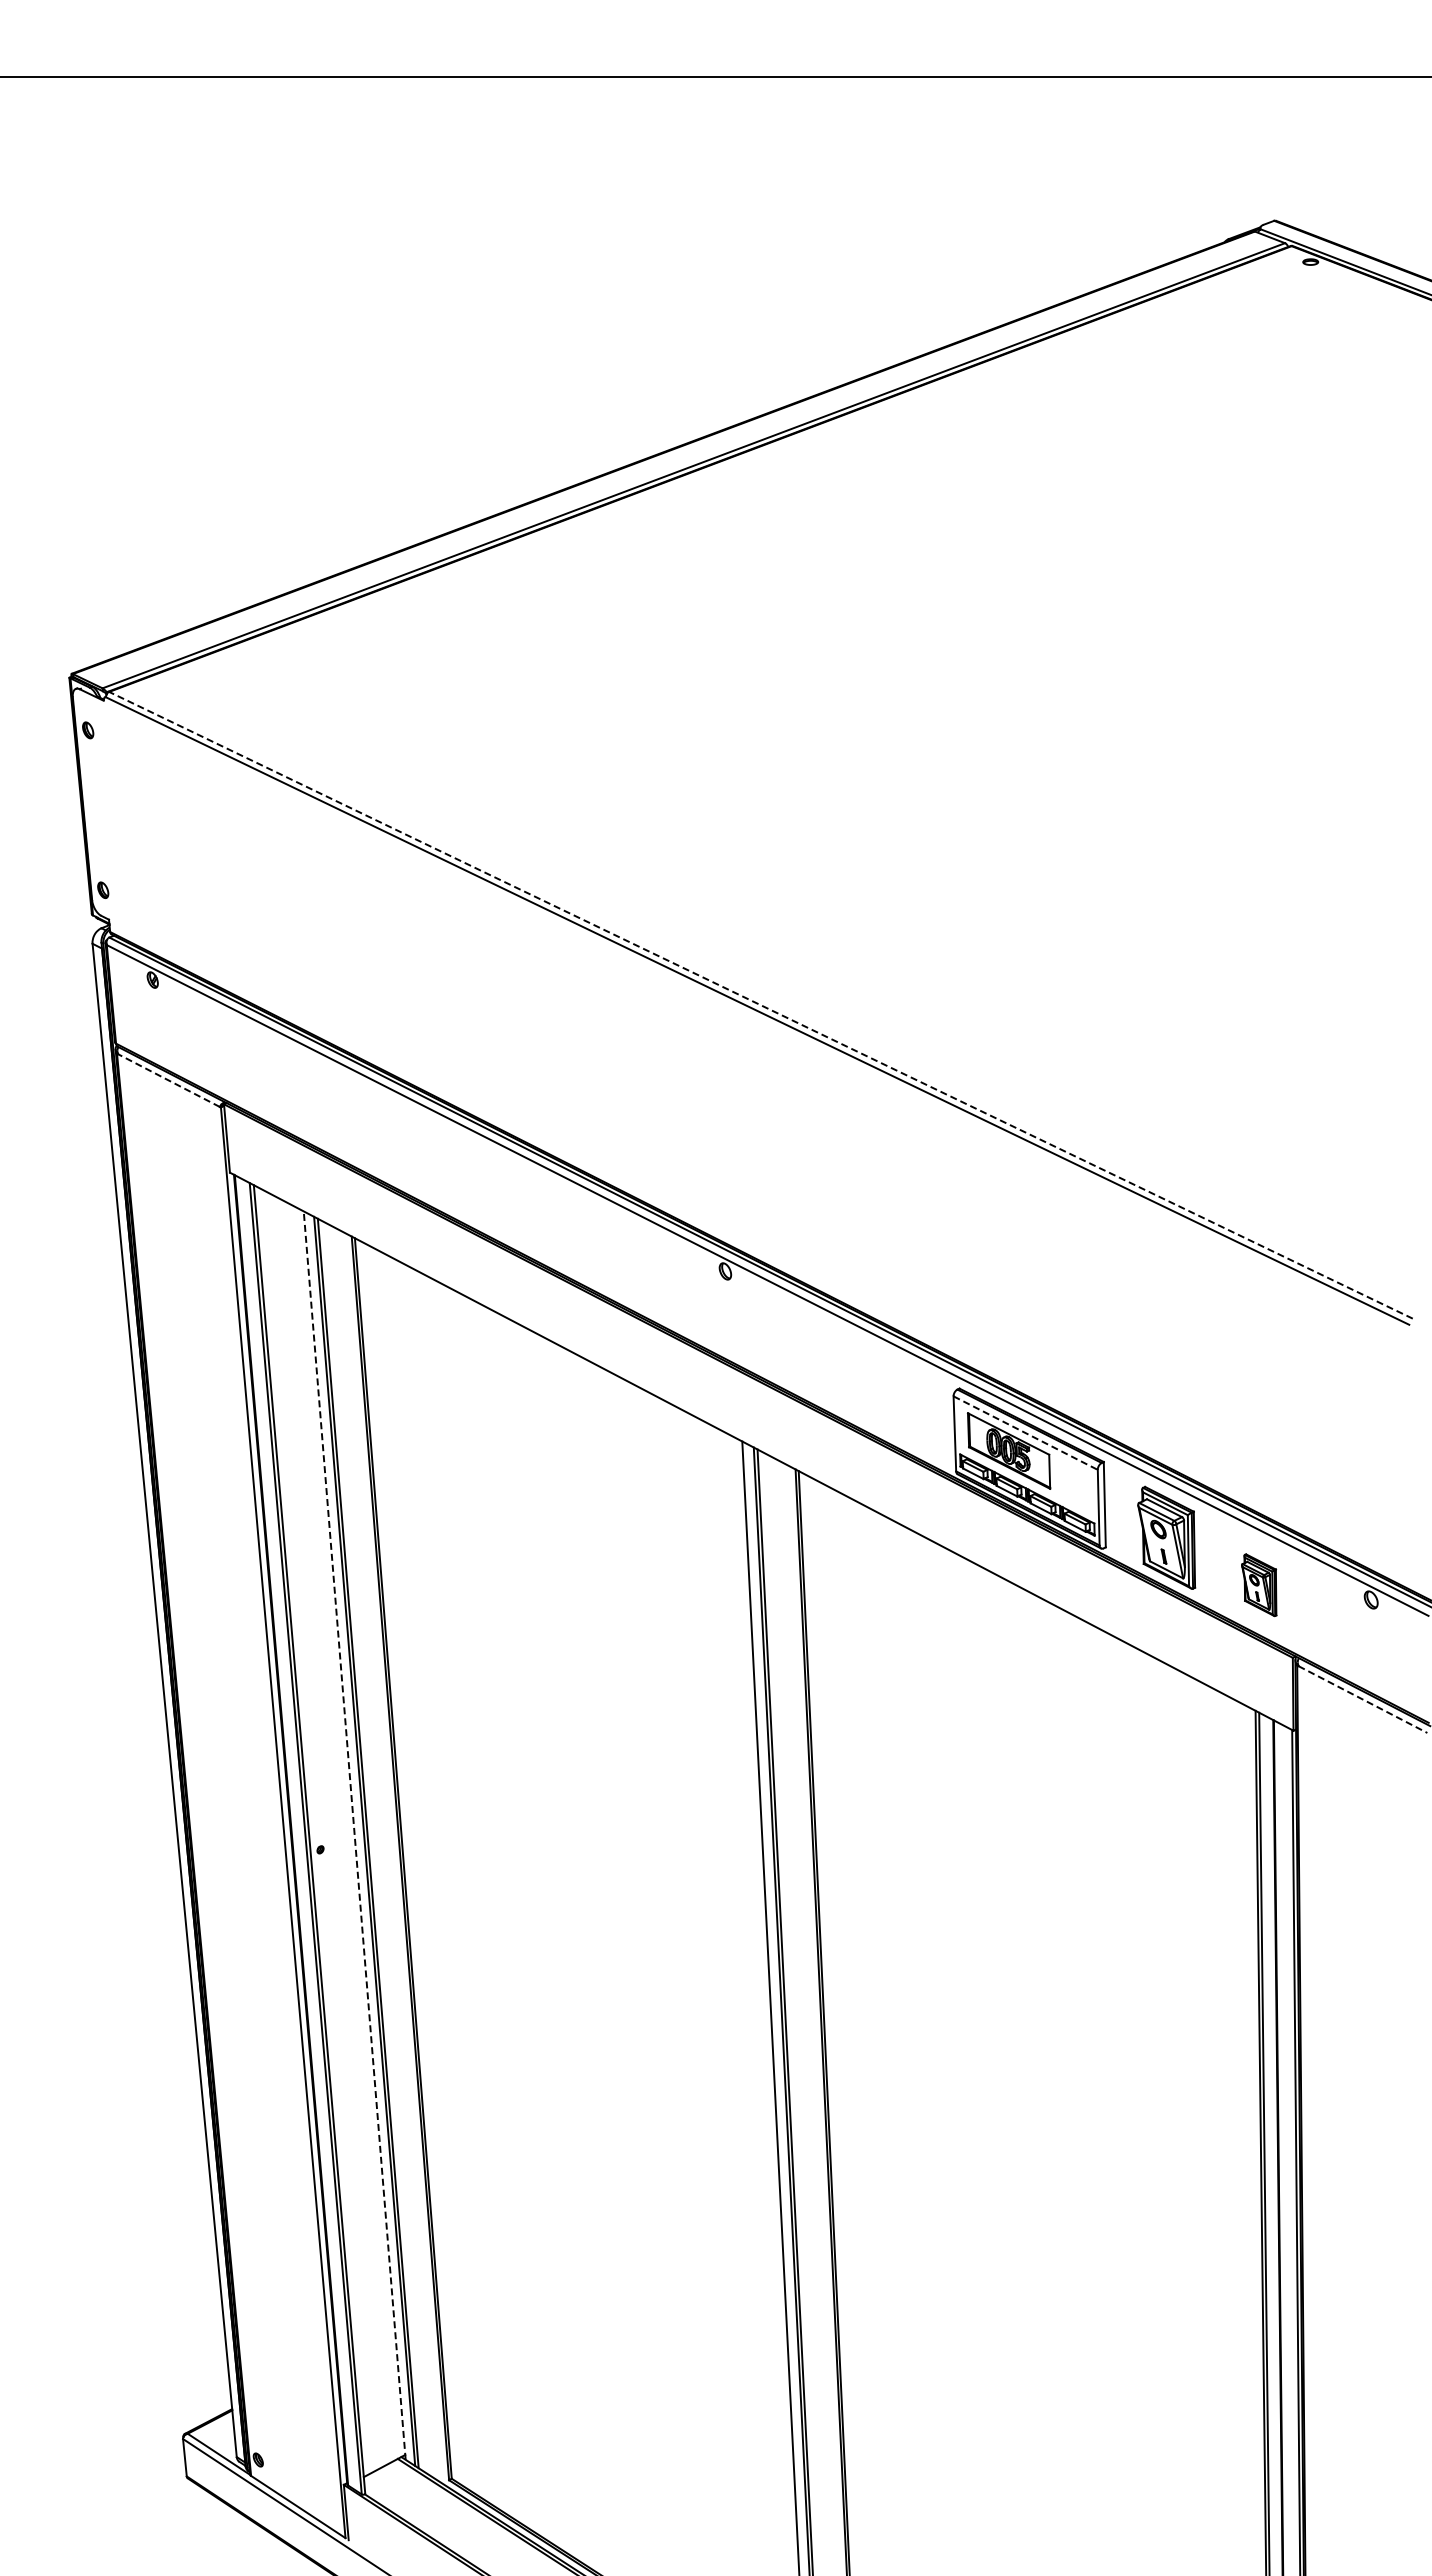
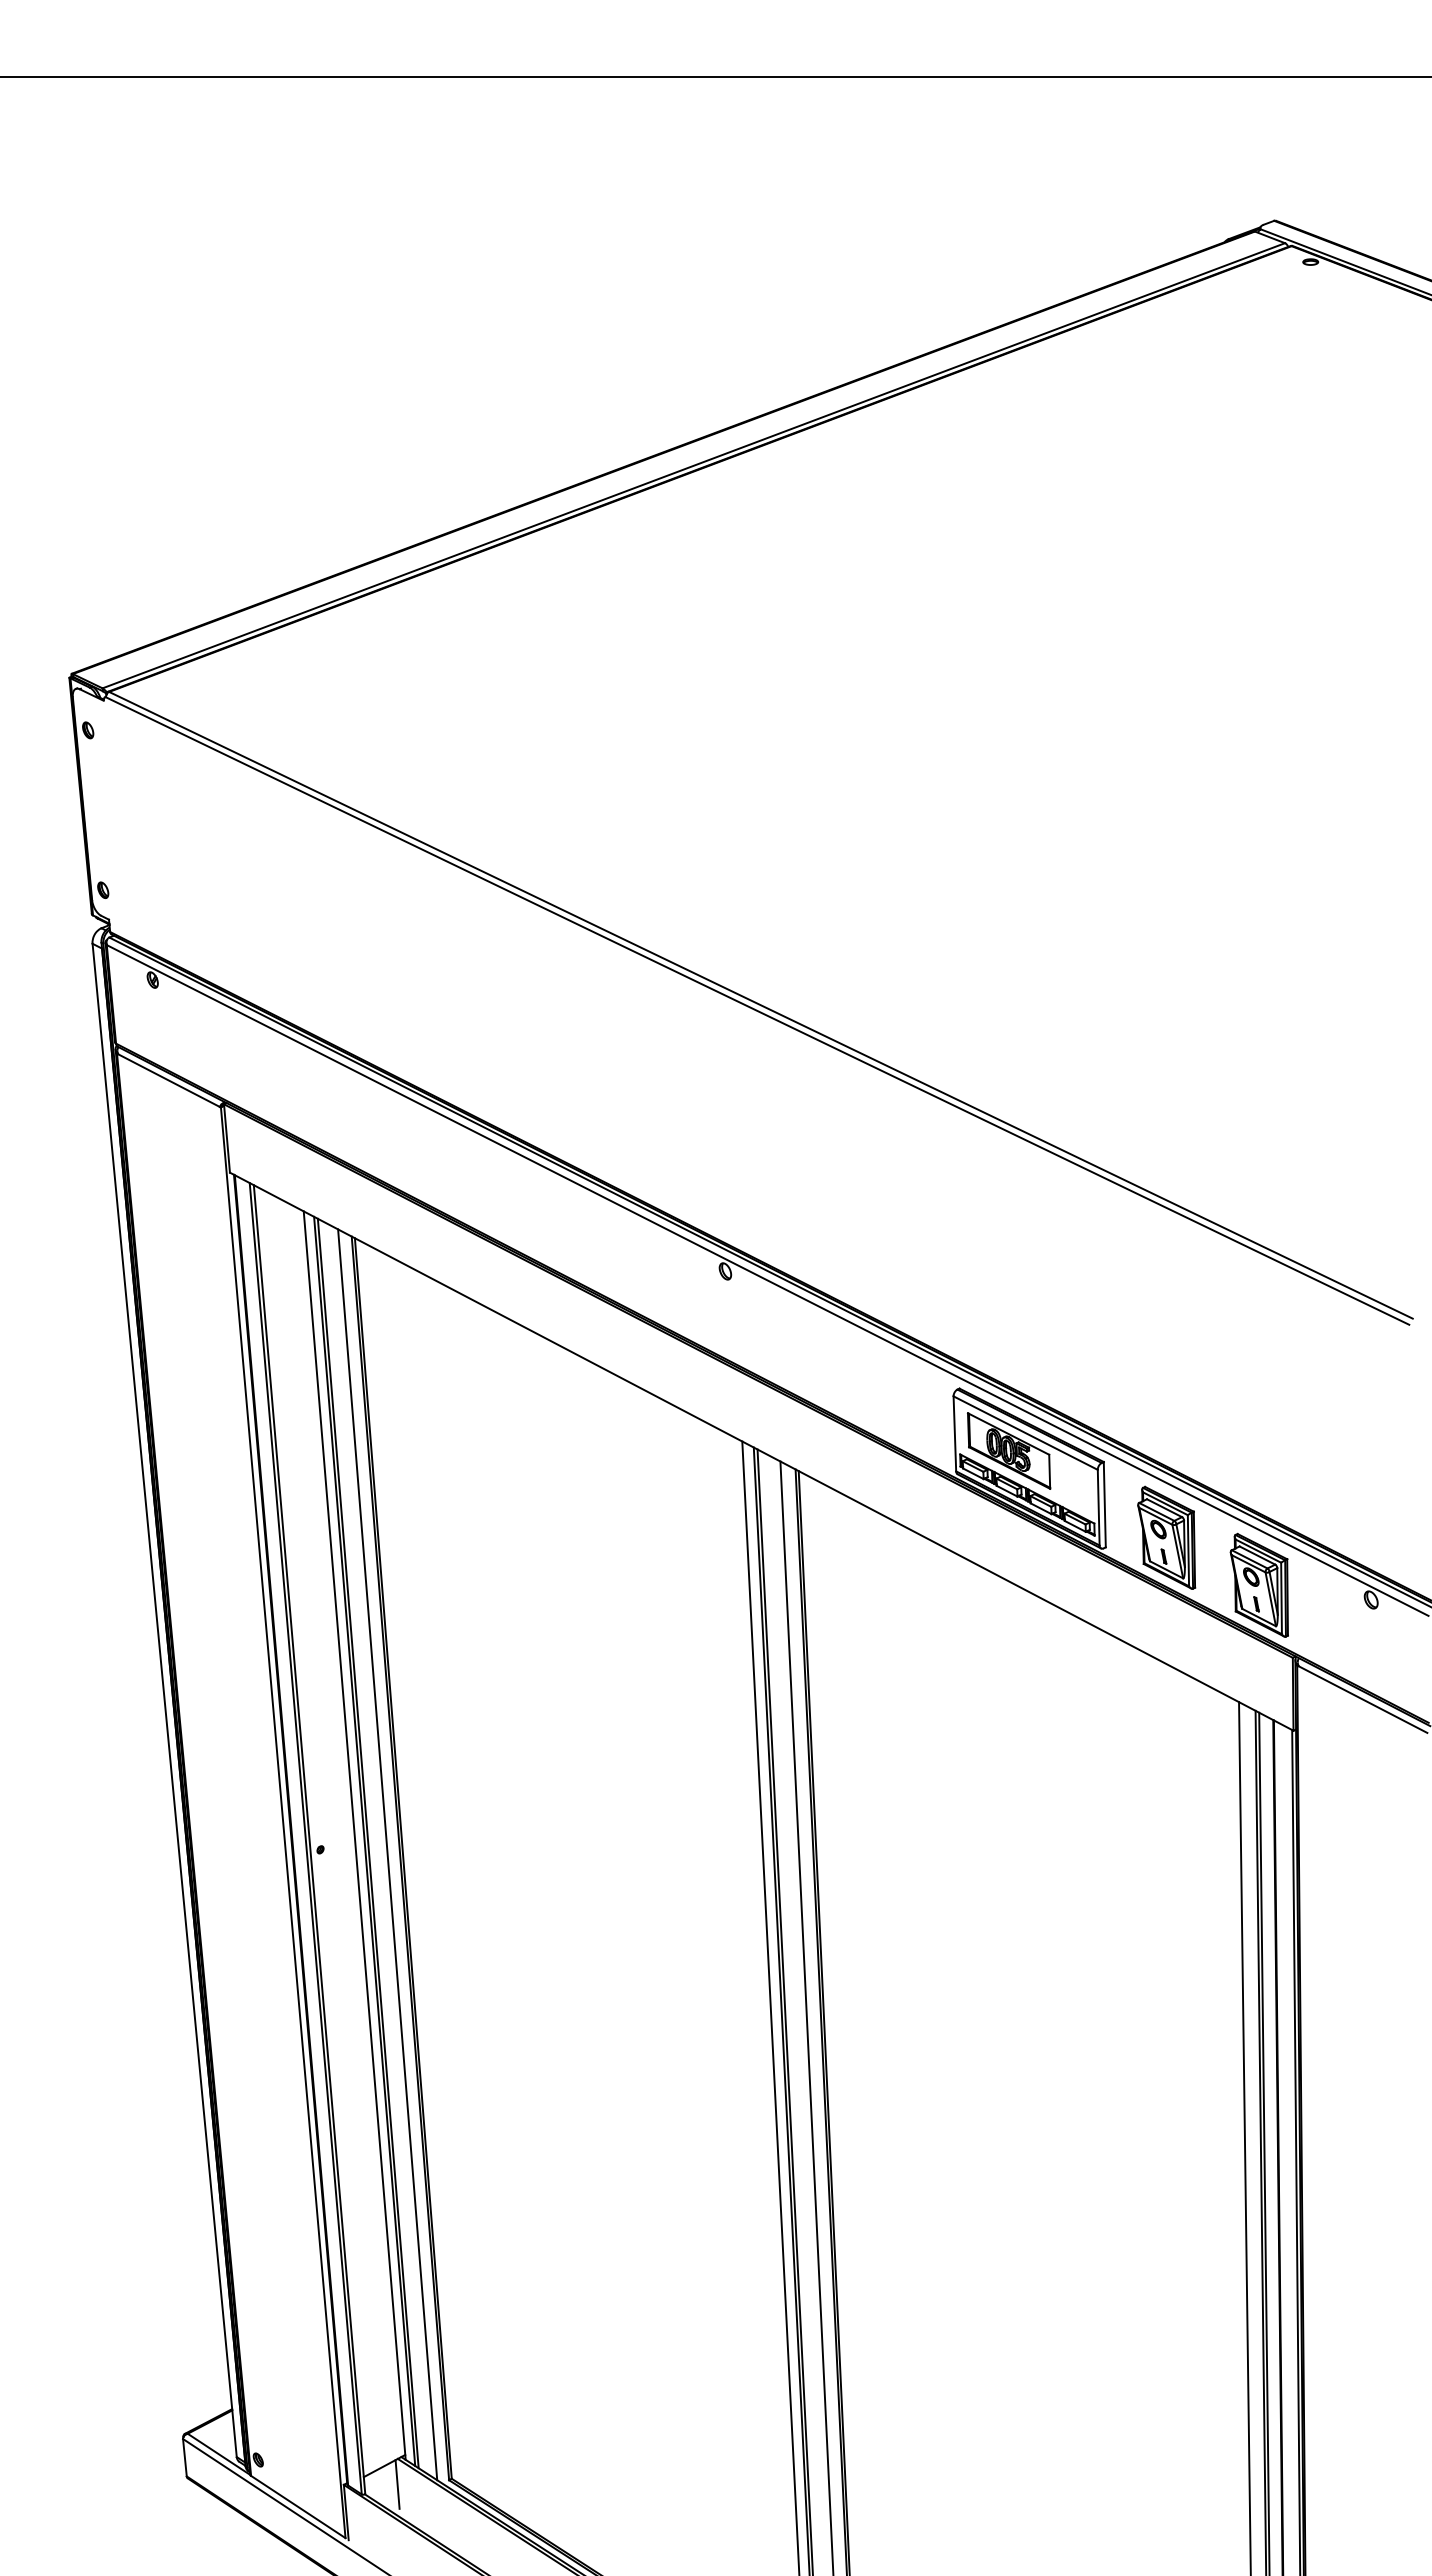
line: dashed -> solid (760, 1005)
line: dashed -> solid (168, 1080)
line: dashed -> solid (1025, 1433)
part size: 37x65 px -> 60x106 px (1258, 1584)
line: dashed -> solid (1362, 1699)
line: dashed -> solid (354, 1835)
line: none -> present (387, 1854)
line: none -> present (806, 2016)
line: none -> present (1244, 2137)
line: none -> present (397, 2484)
